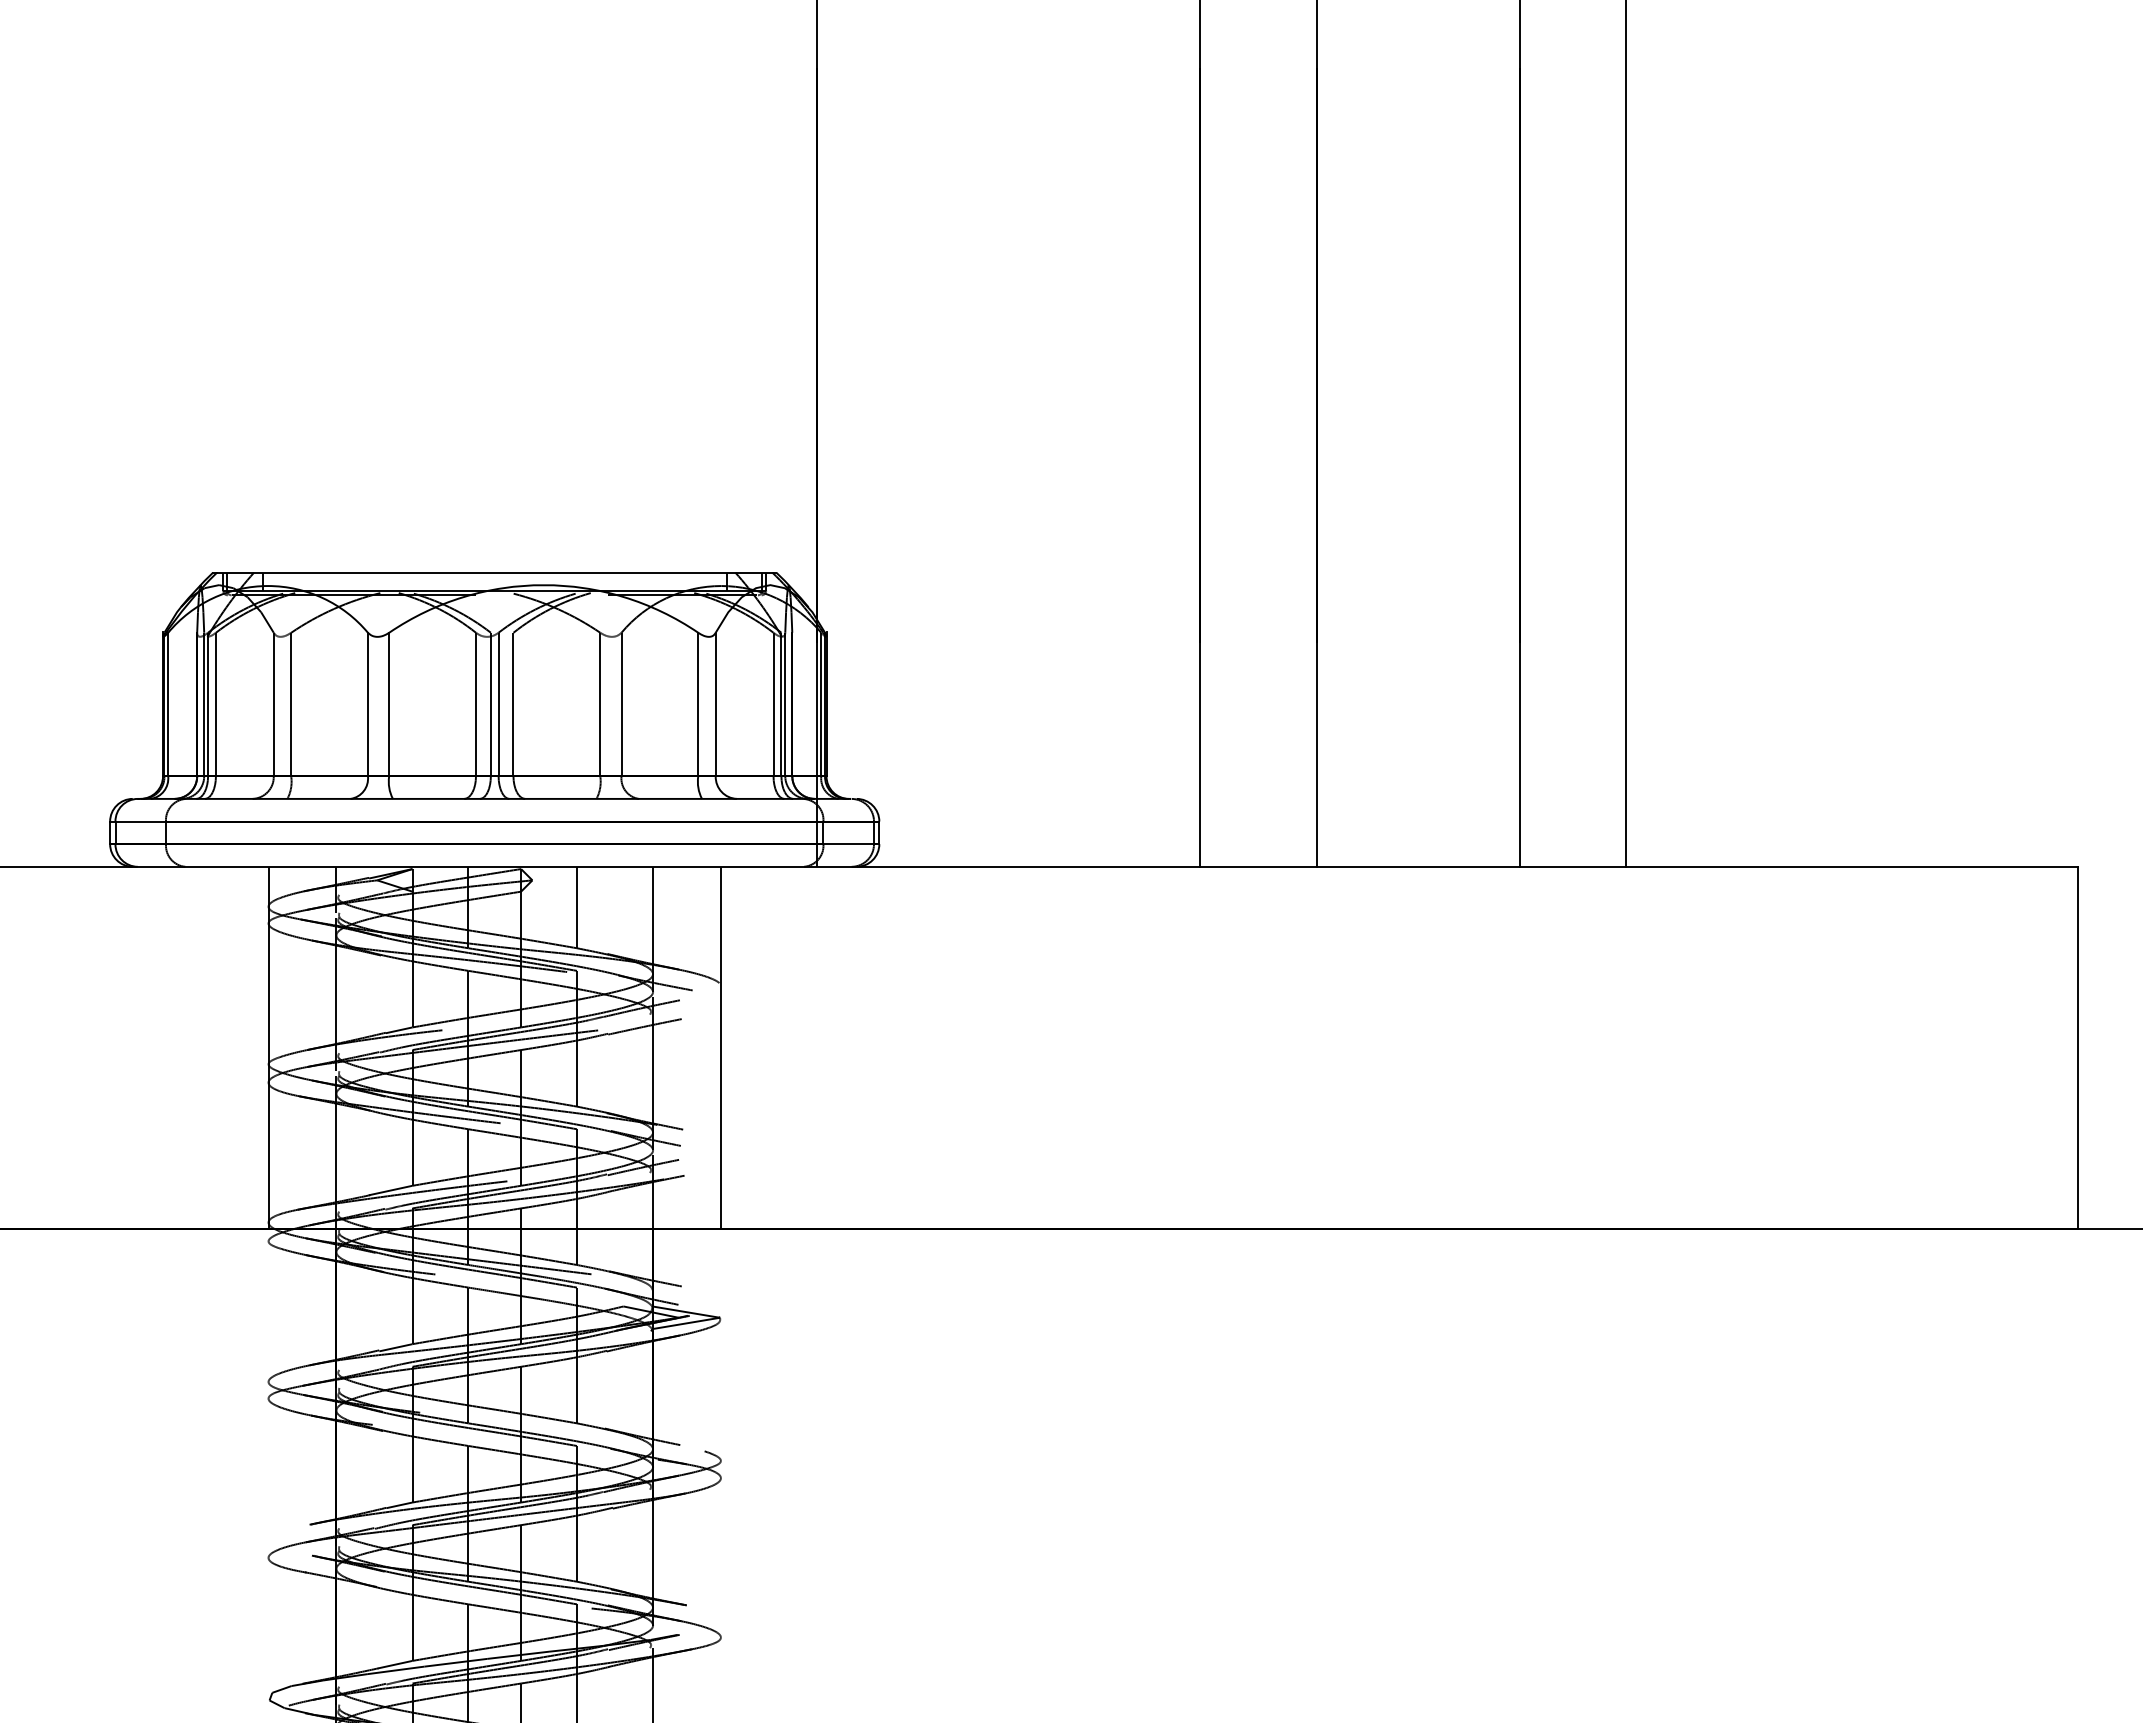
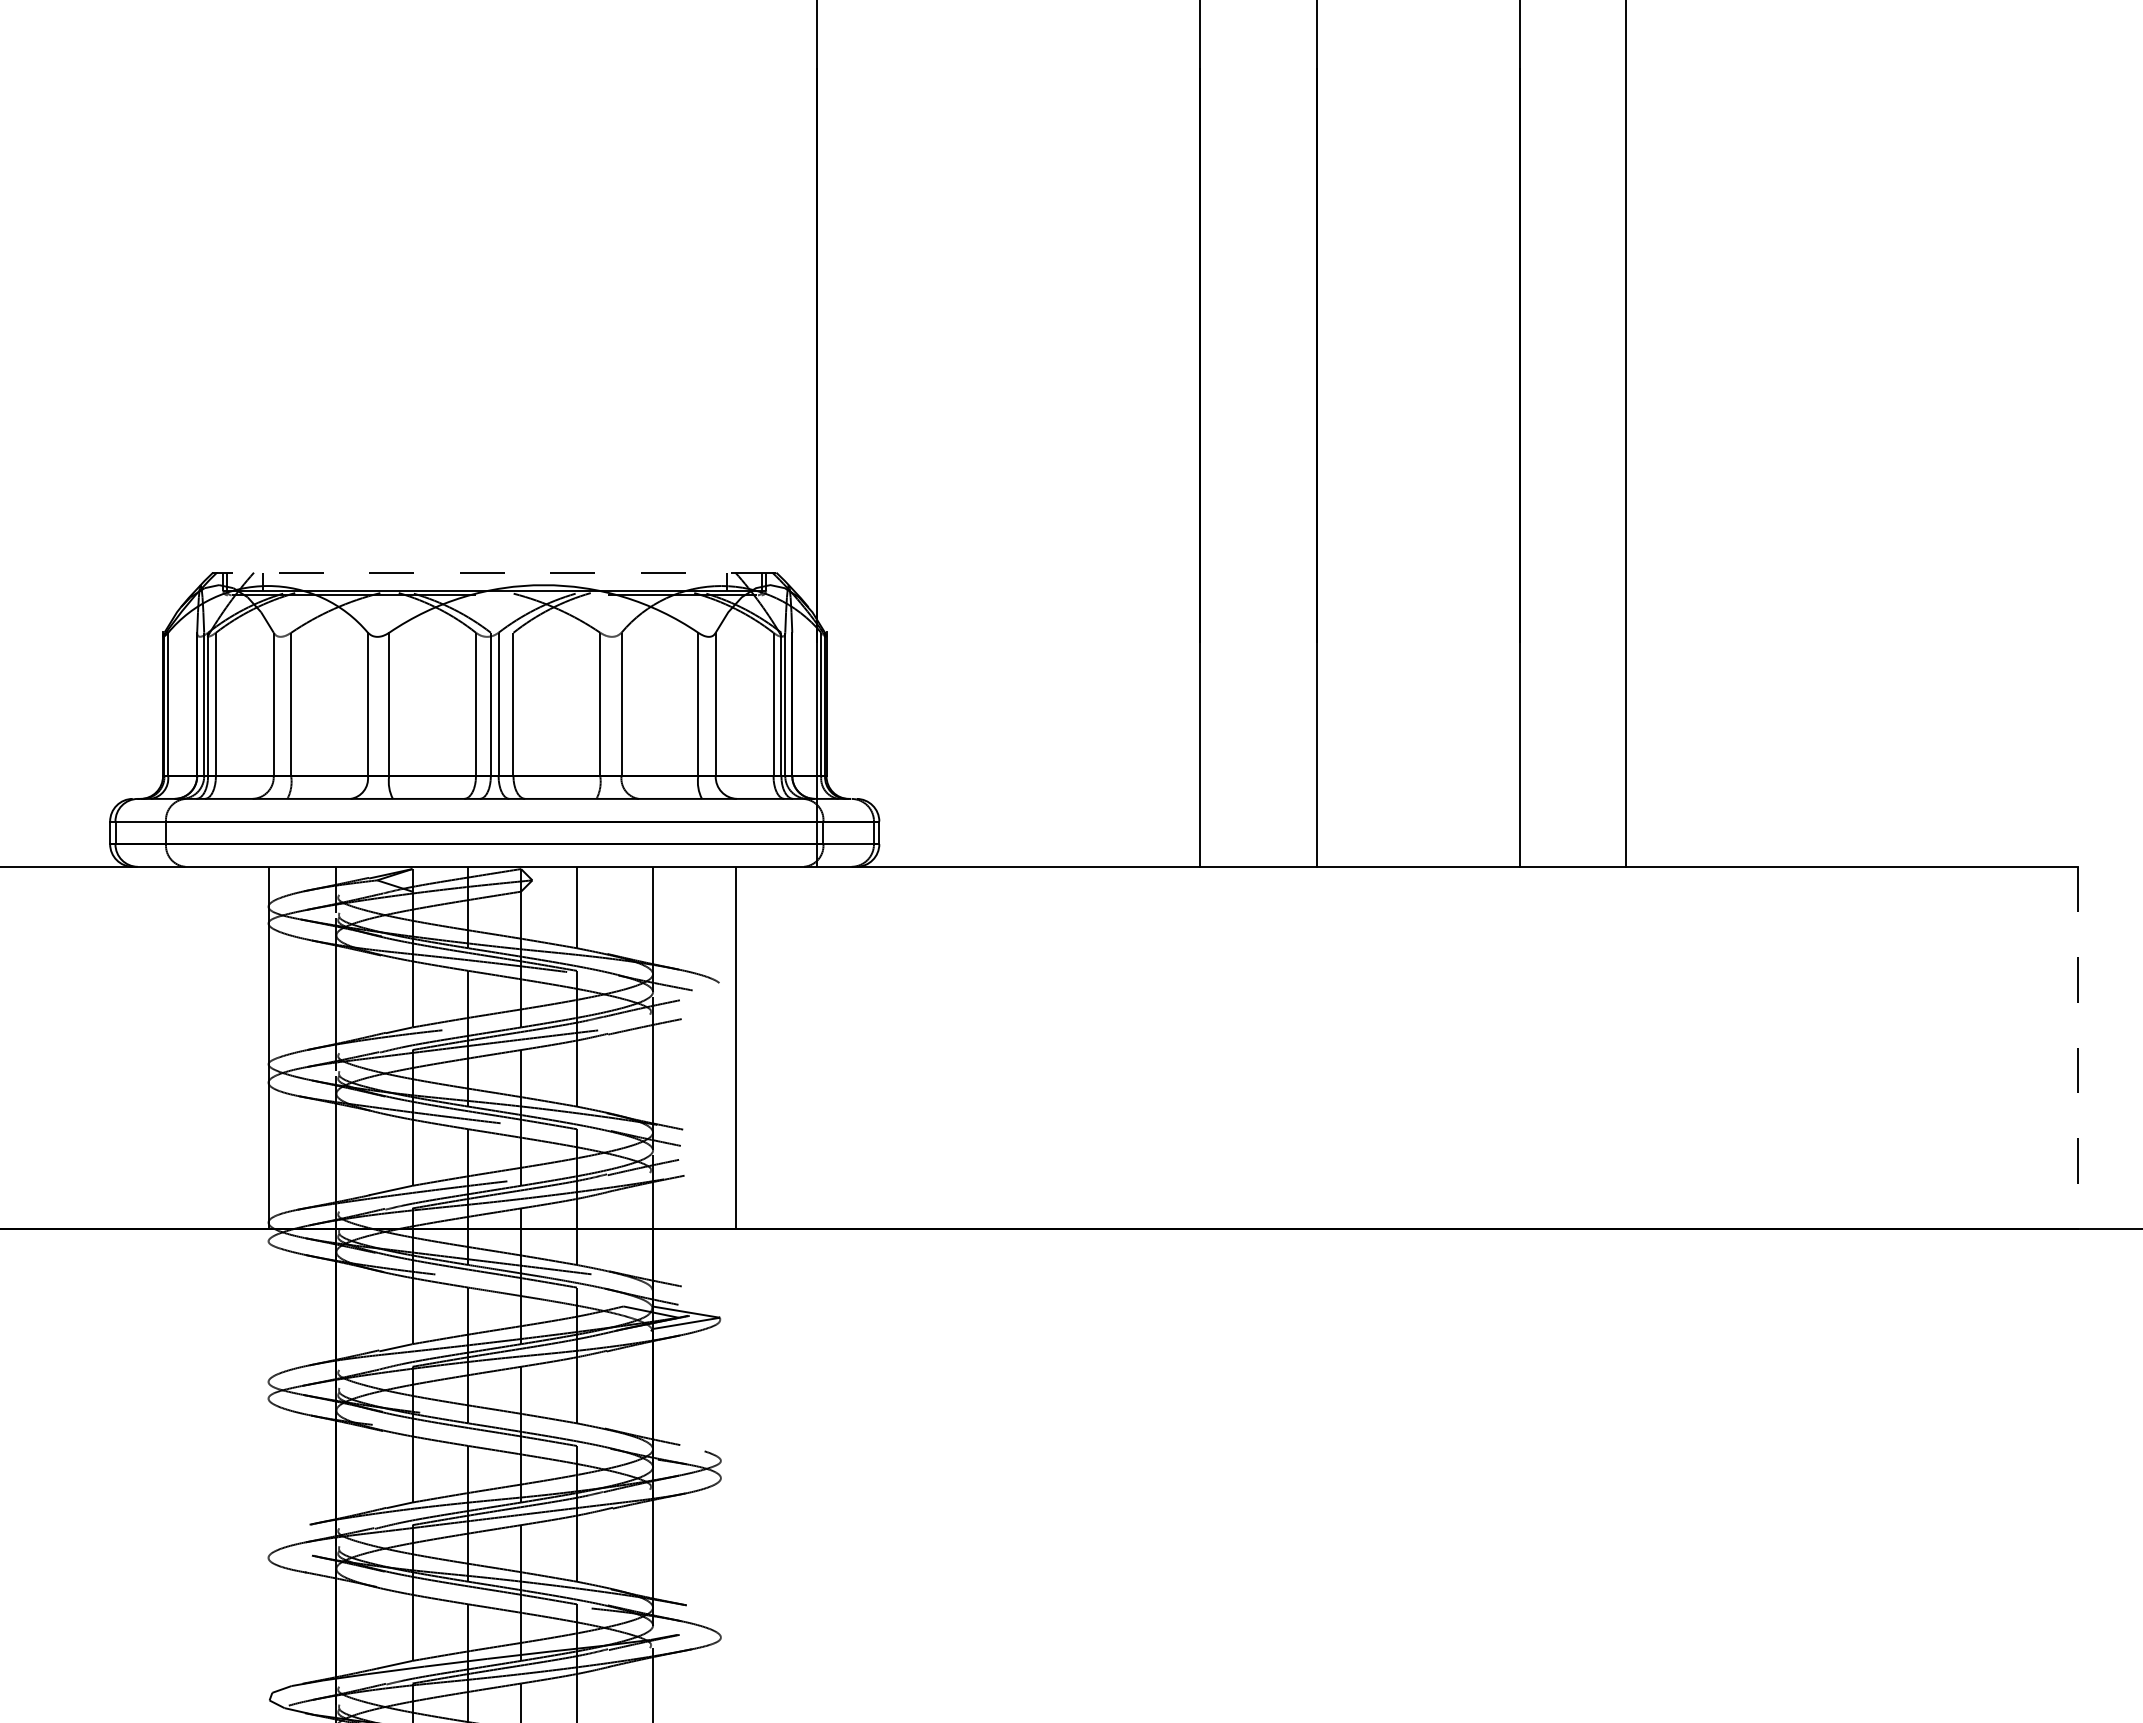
line: solid -> dashed (496, 572)
line position: (720, 1047) -> (735, 1047) (735, 1047)
line: solid -> dashed (2078, 1047)
